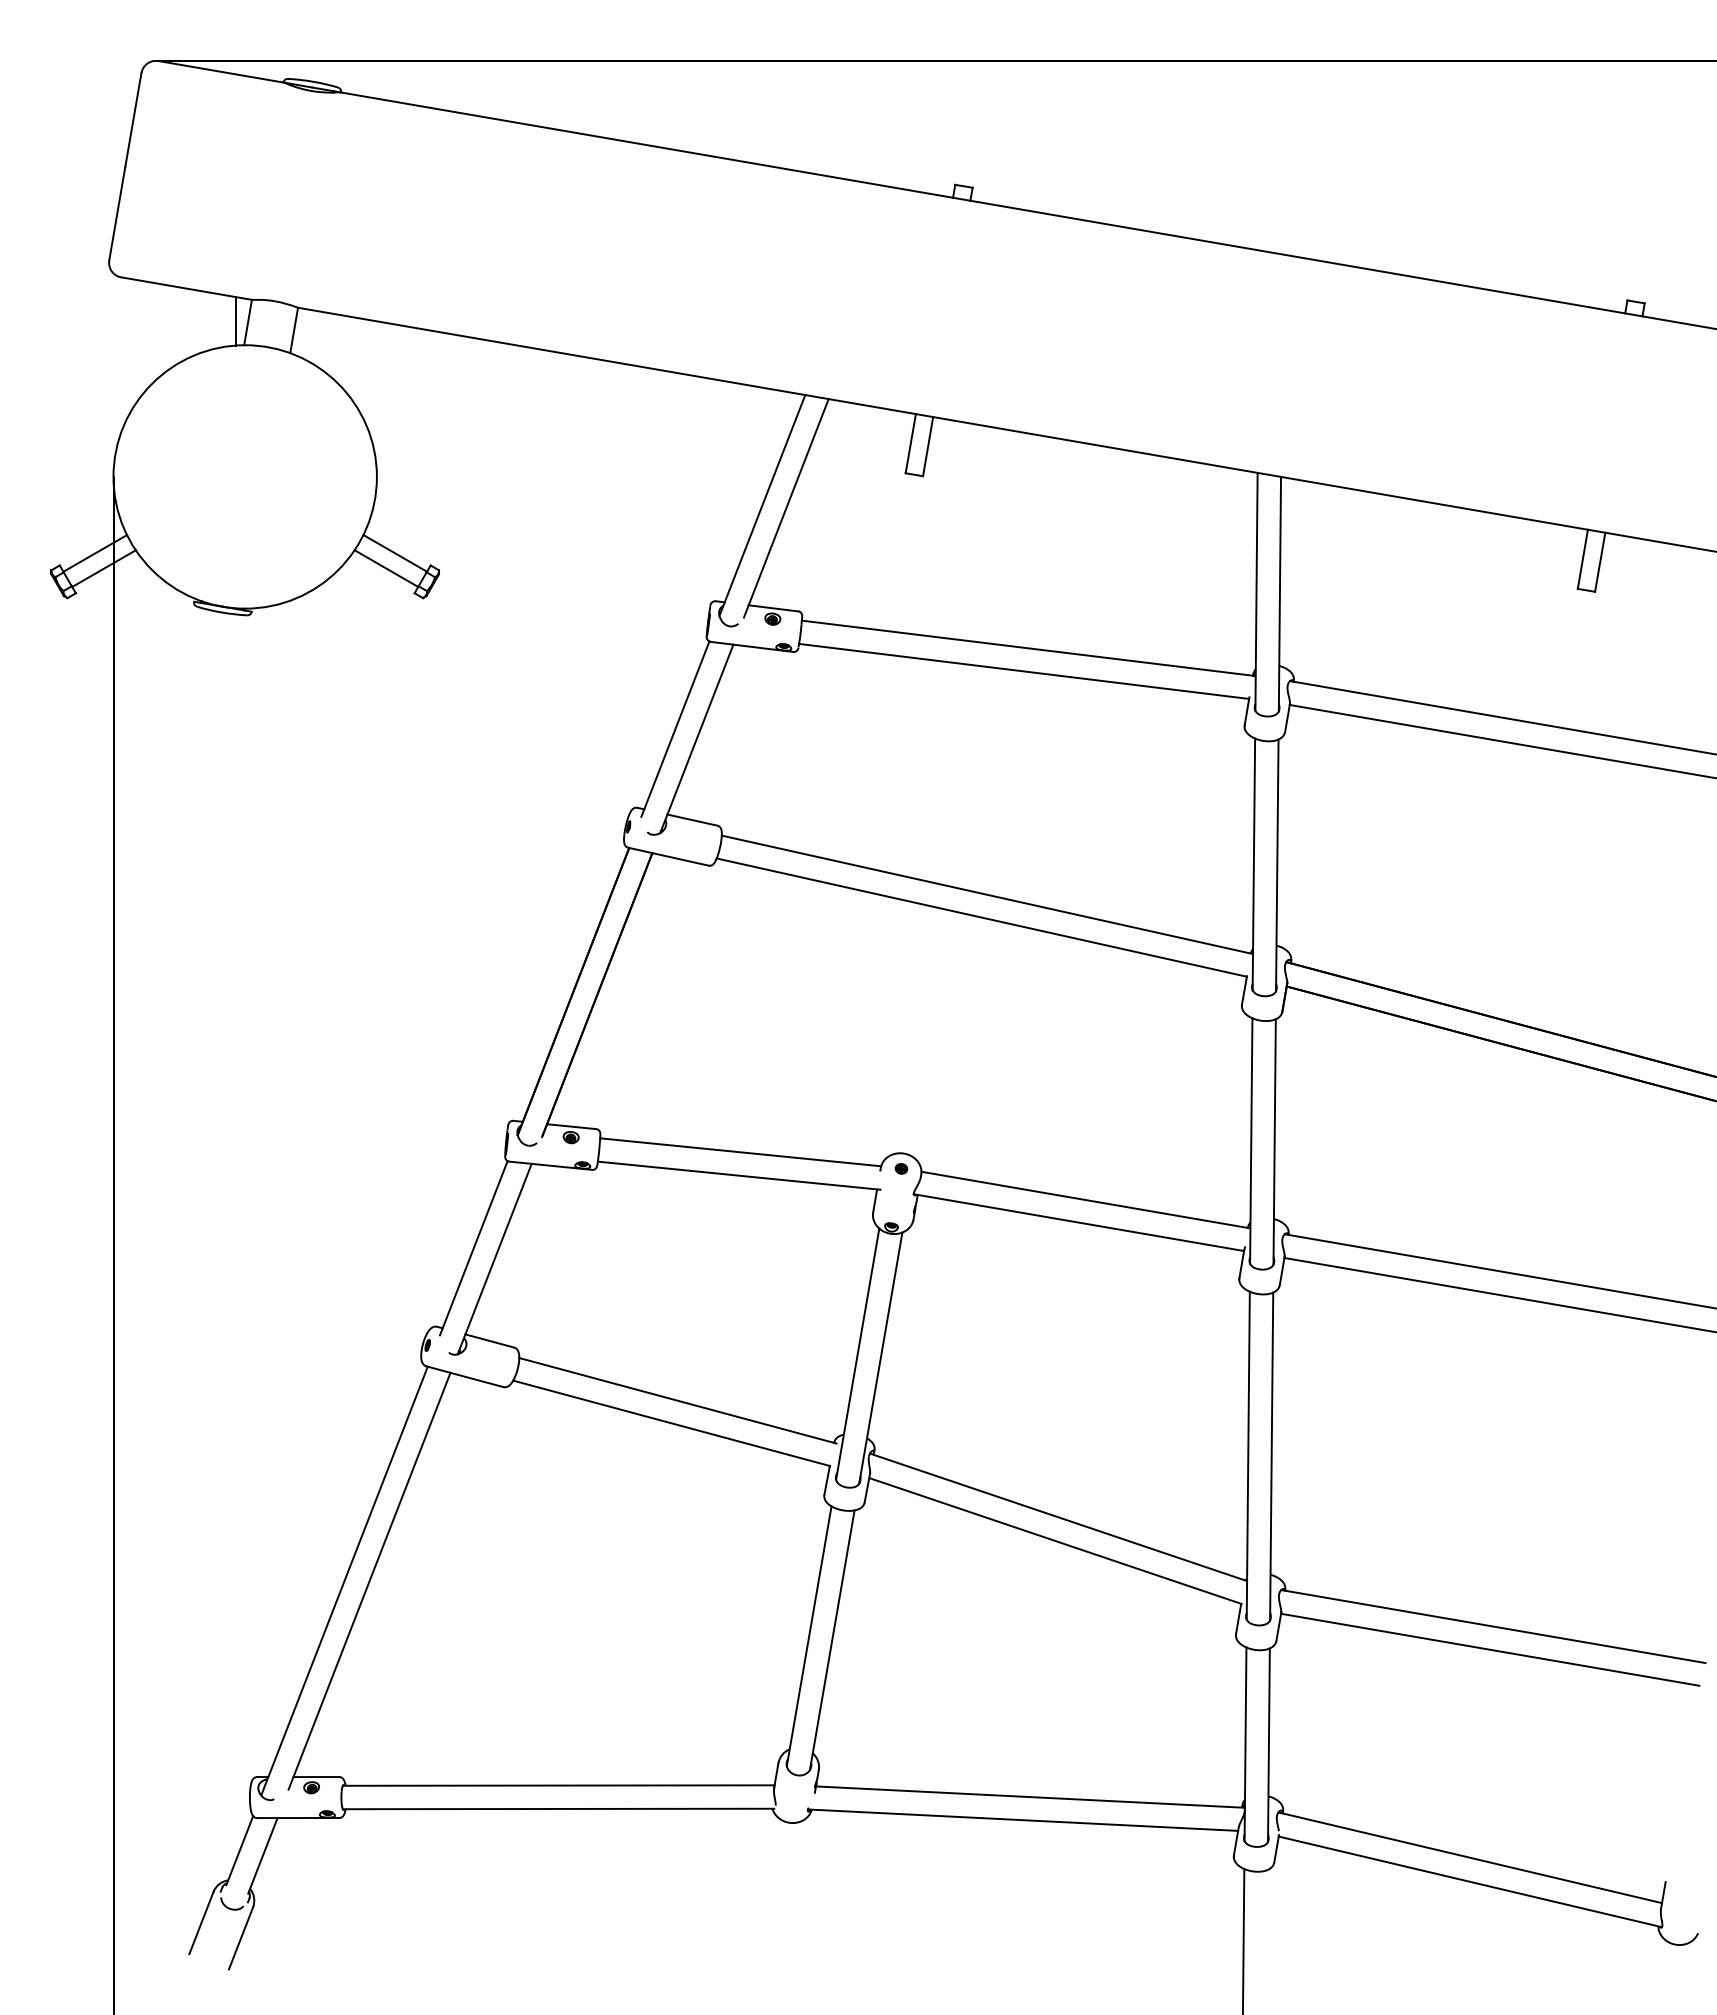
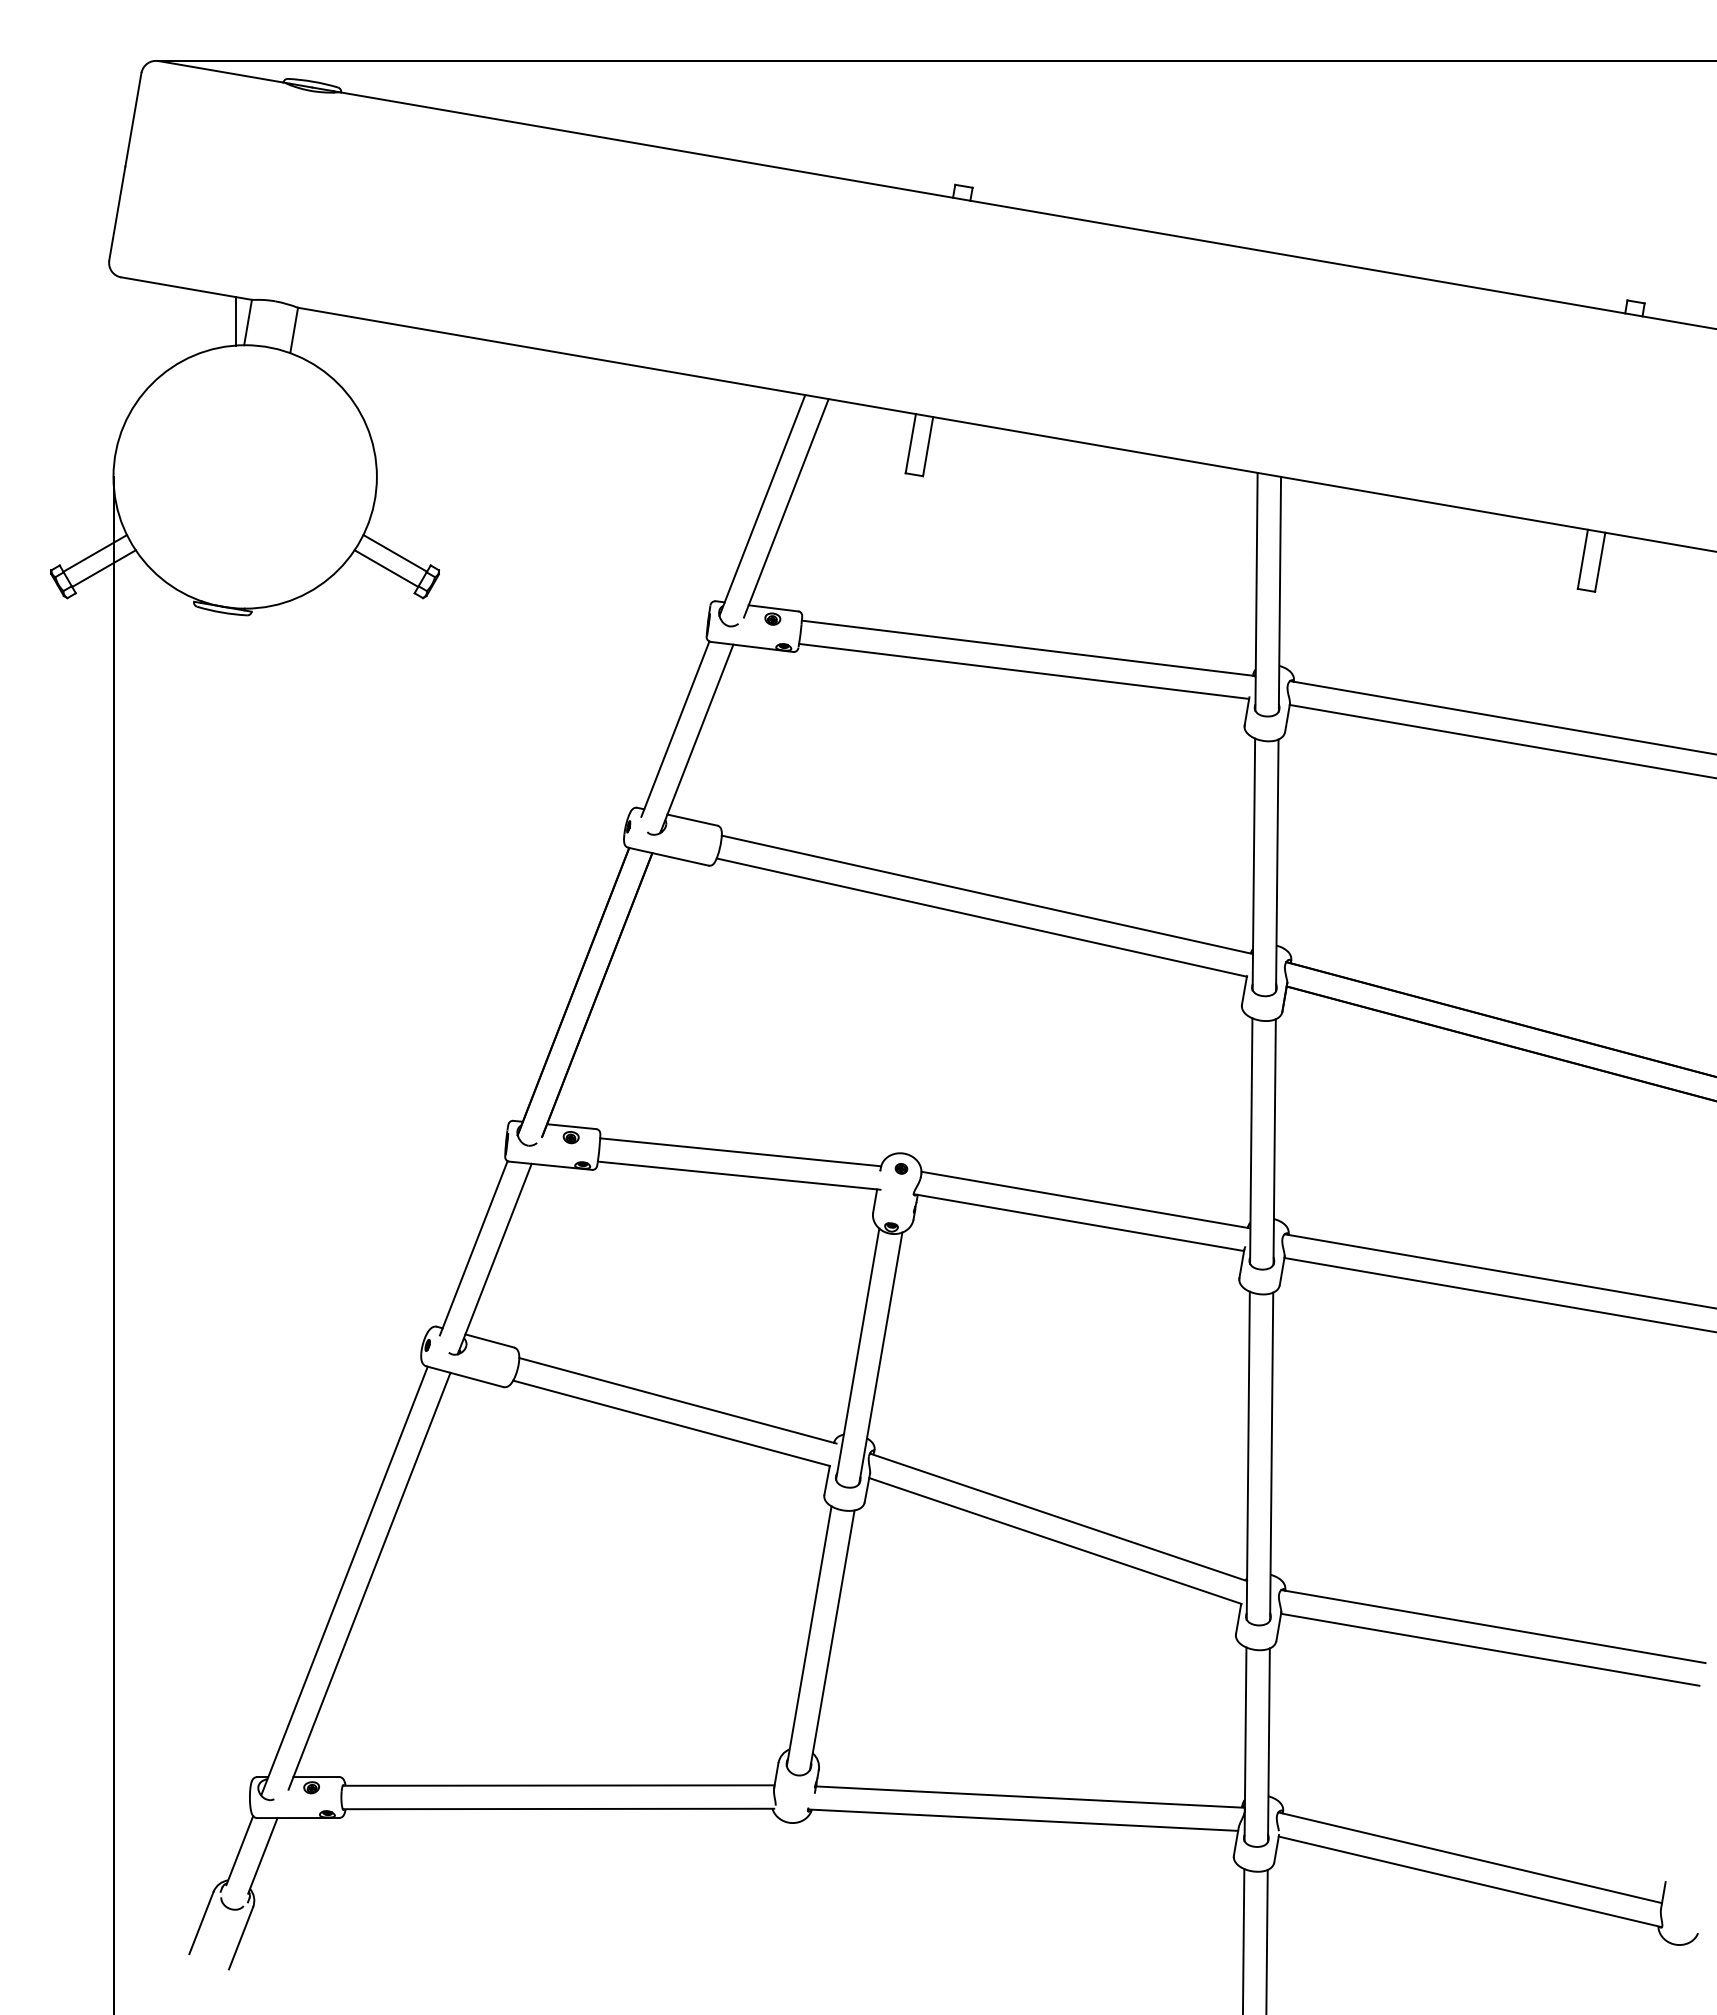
line: none -> present (1266, 1940)
